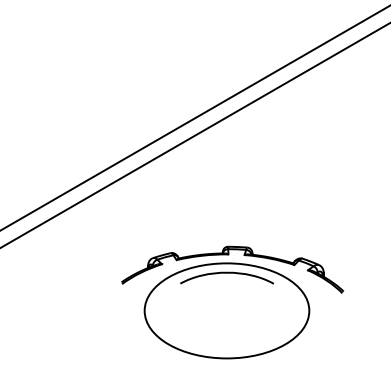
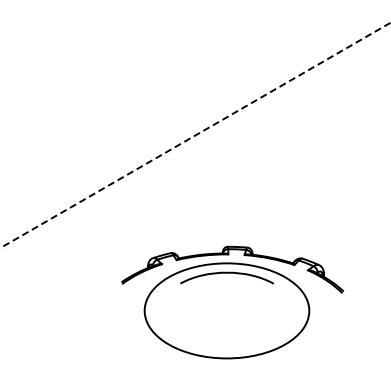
line: present -> none (194, 118)
line: solid -> dashed (196, 135)
